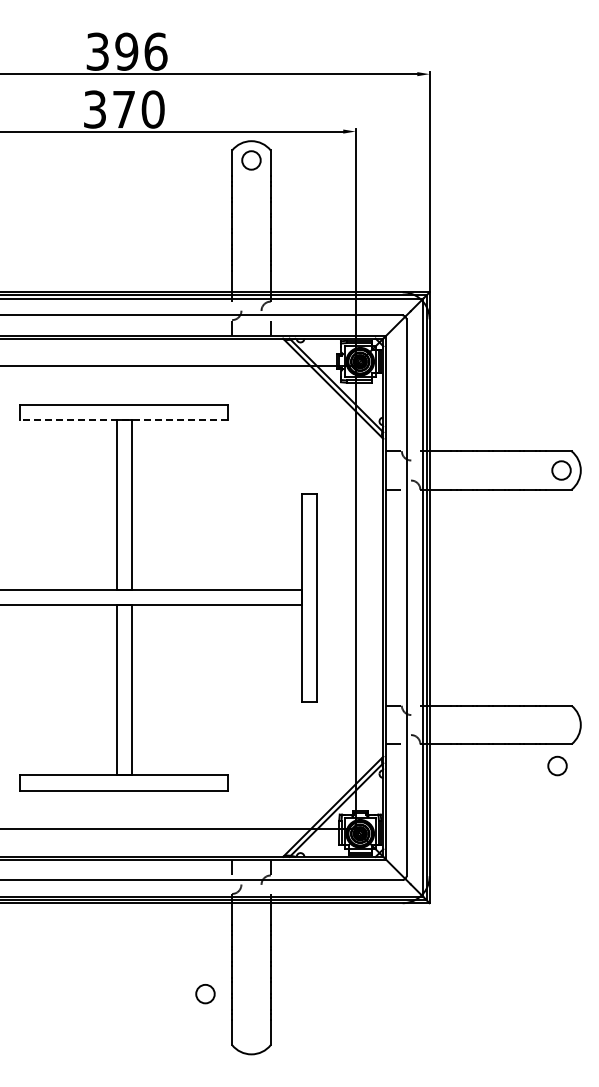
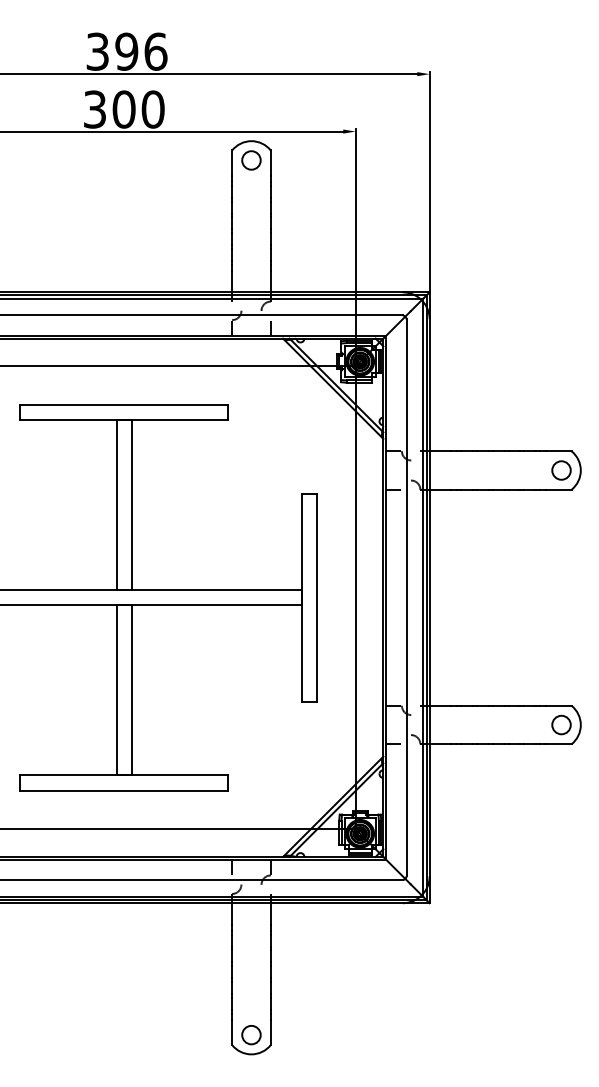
text: 370 -> 300 (123, 109)
line: dashed -> solid (123, 420)
circle position: (557, 765) -> (561, 724) (561, 724)
circle position: (205, 994) -> (251, 1035) (251, 1035)
